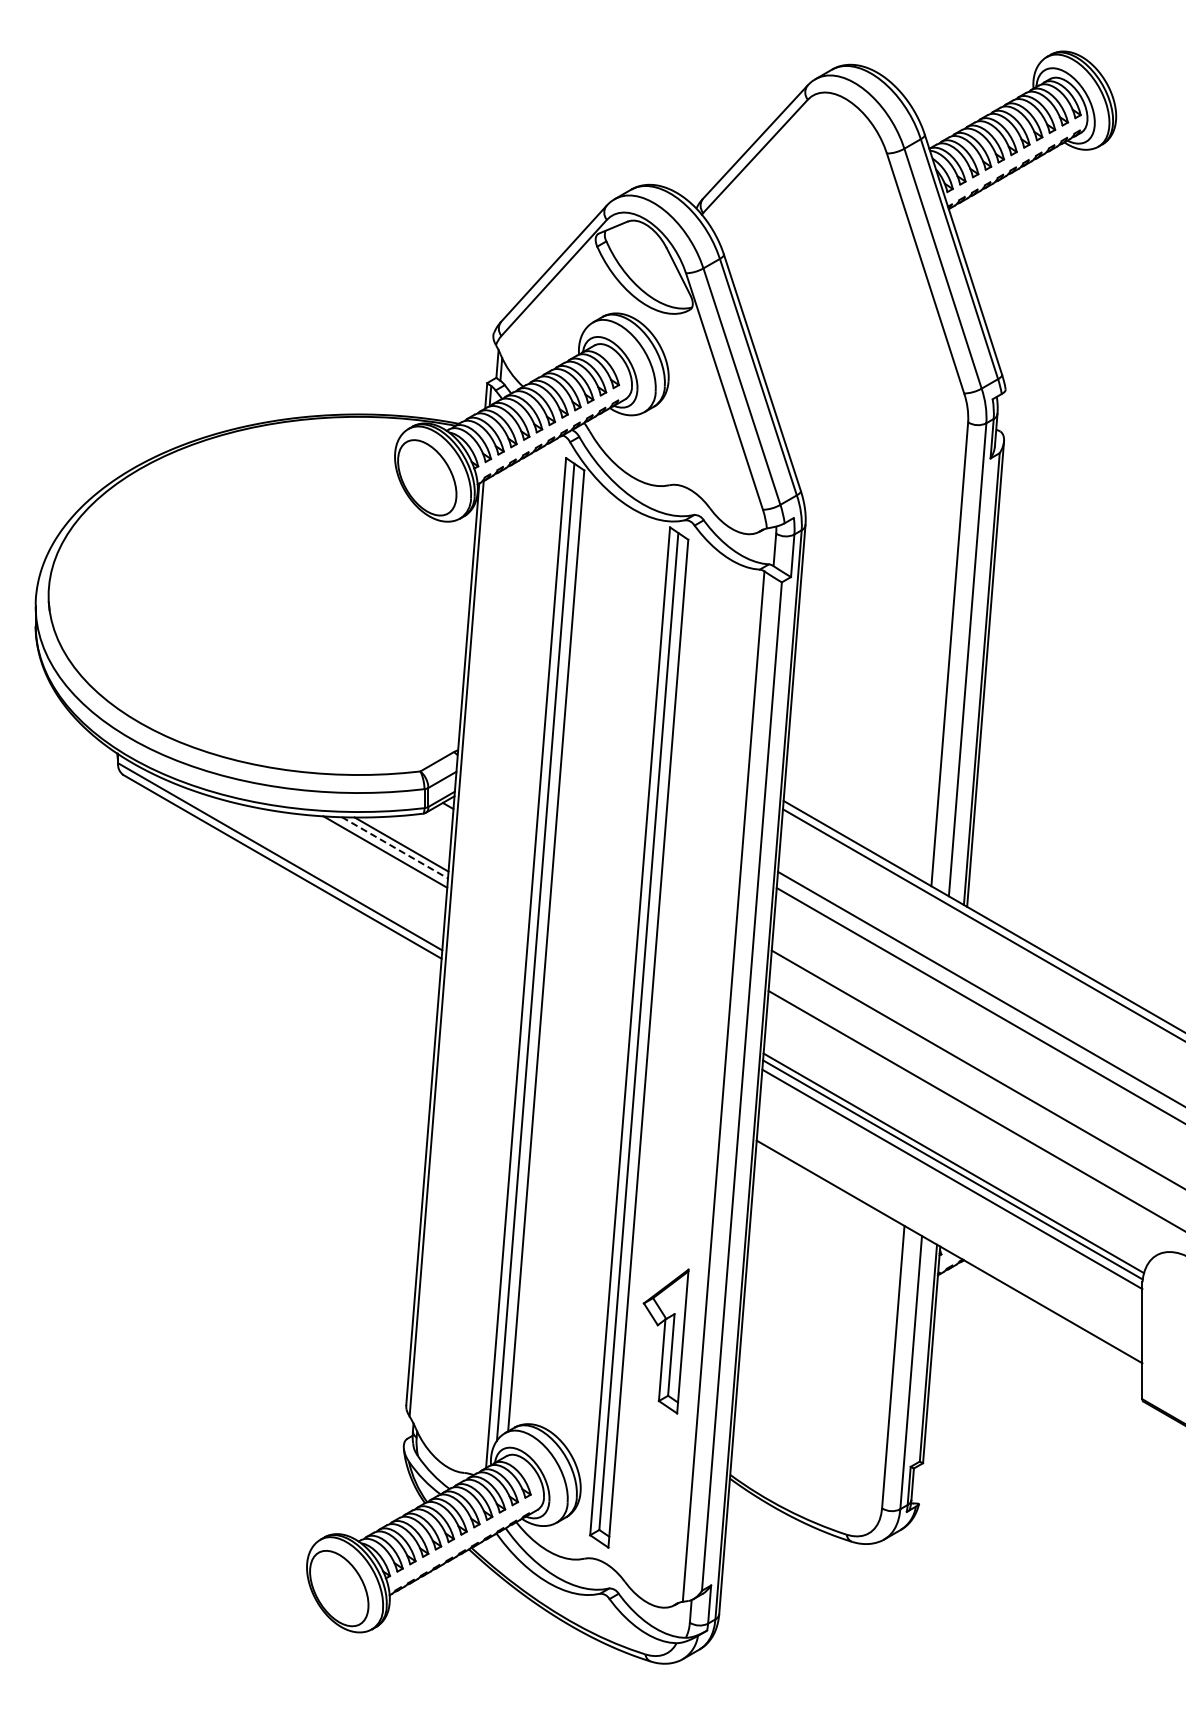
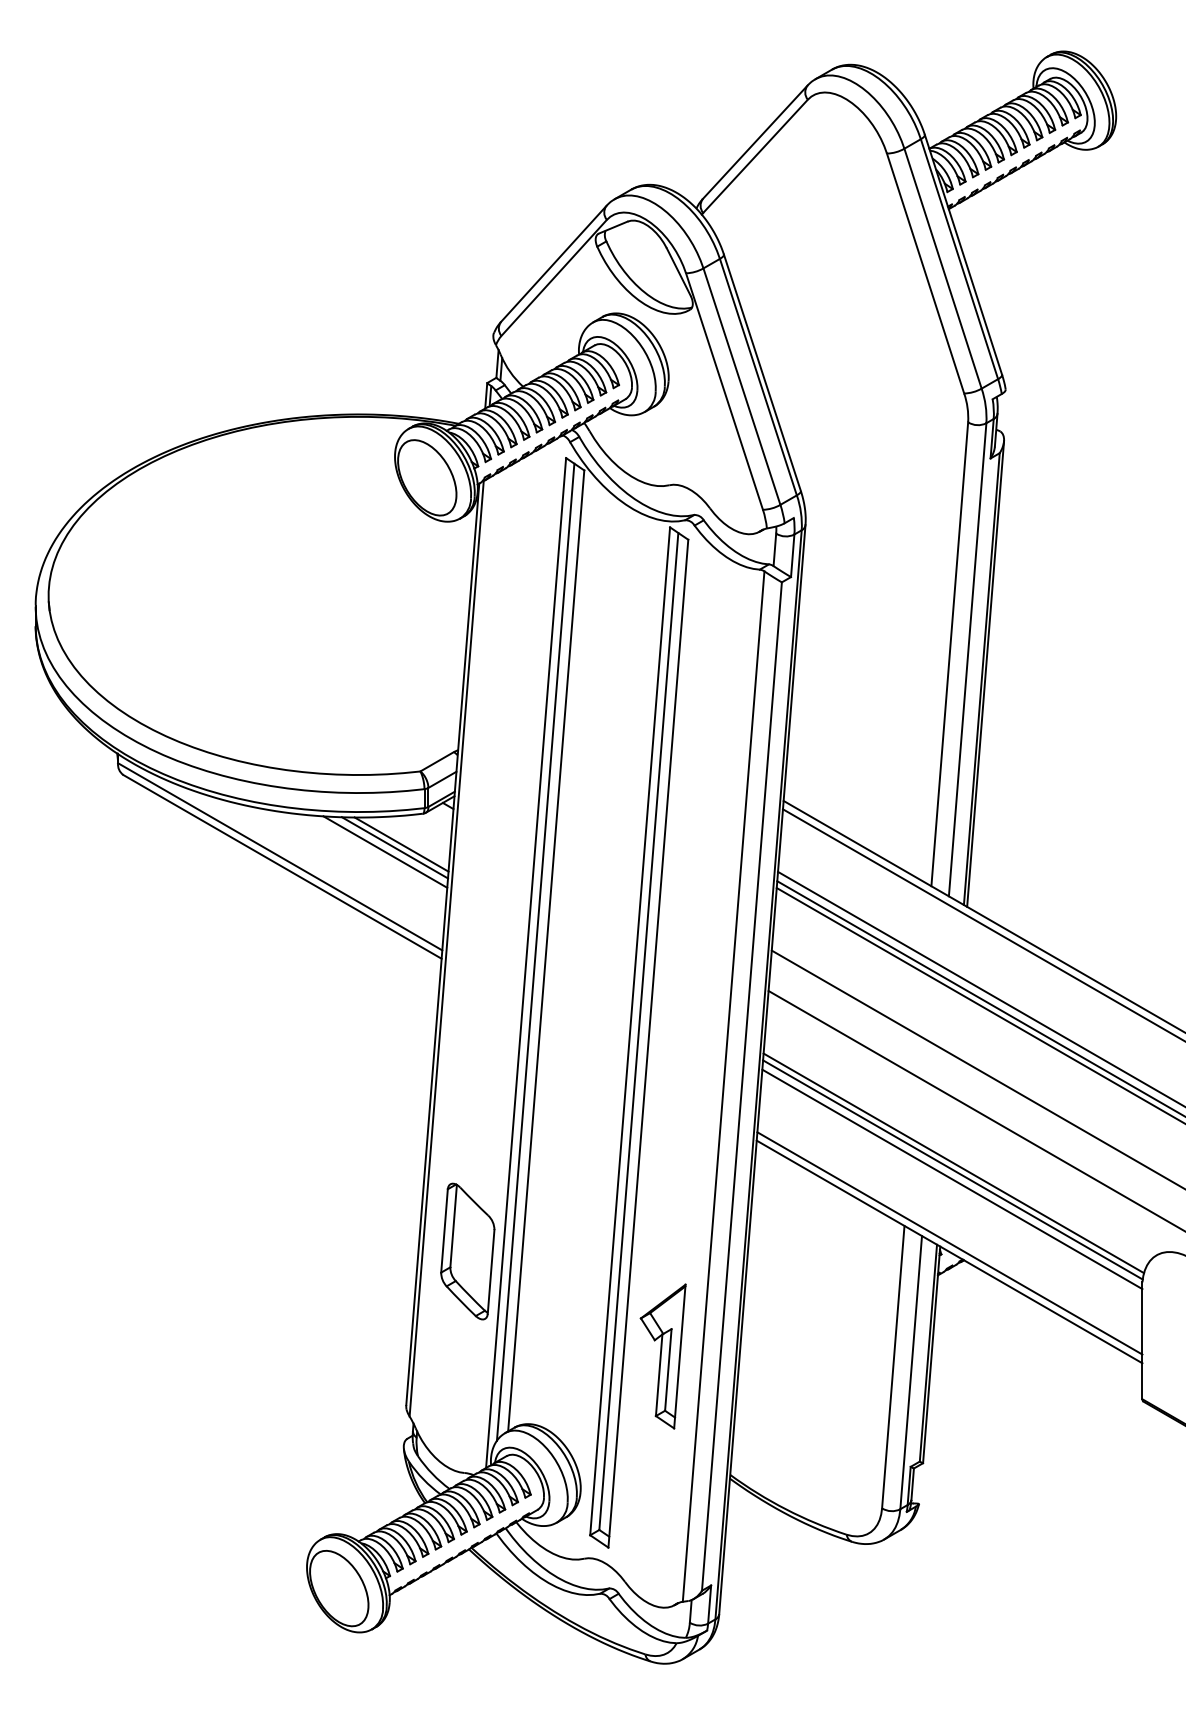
line: dashed -> solid (395, 848)
line: none -> present (979, 998)
line: none -> present (949, 1243)
part: none -> present (467, 1251)
part position: (665, 1341) -> (662, 1356) (662, 1356)
